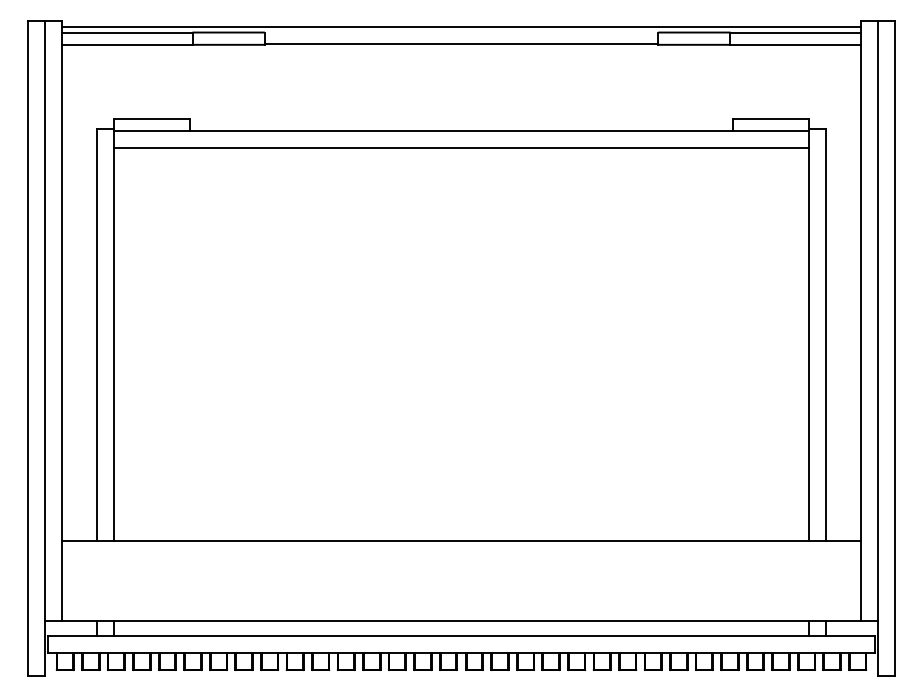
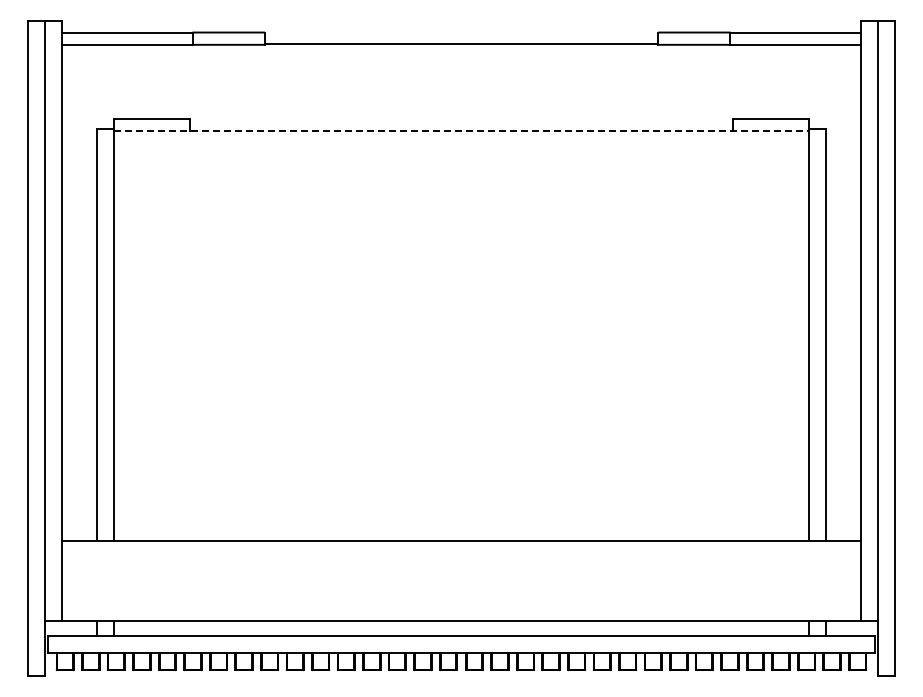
line: present -> none (461, 26)
line: solid -> dashed (461, 130)
line: present -> none (461, 148)
